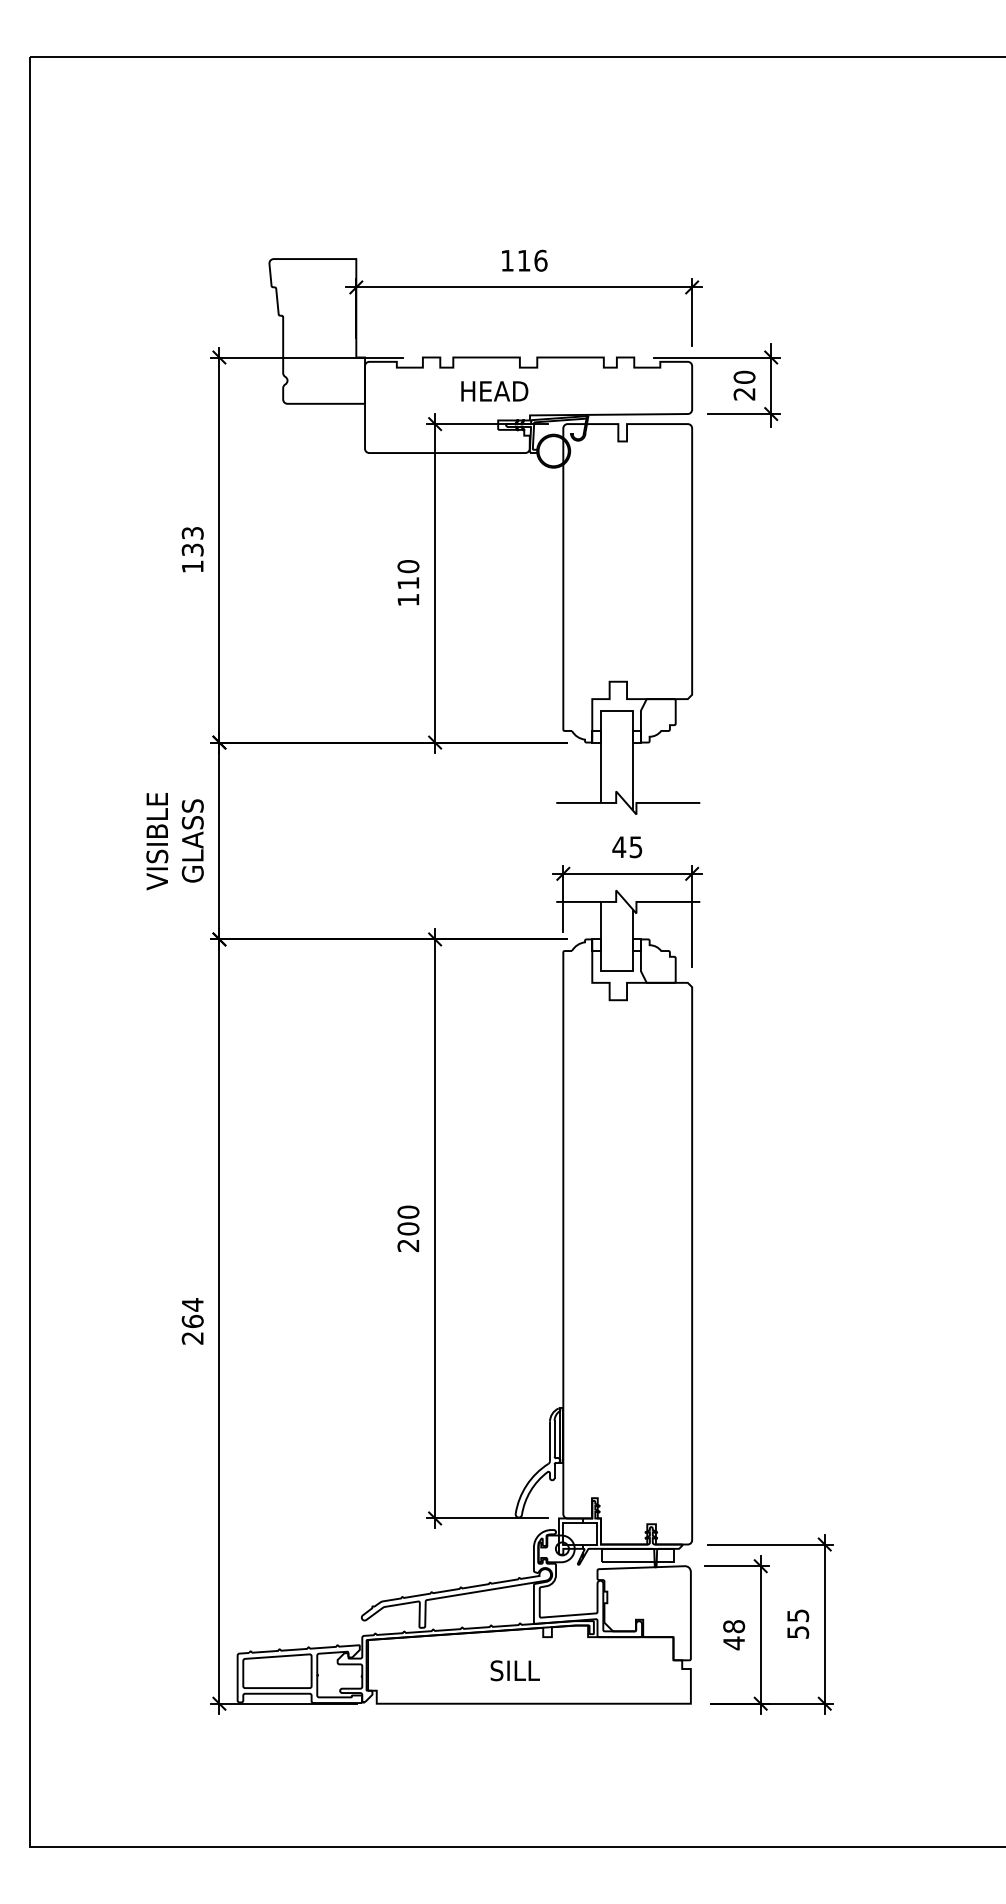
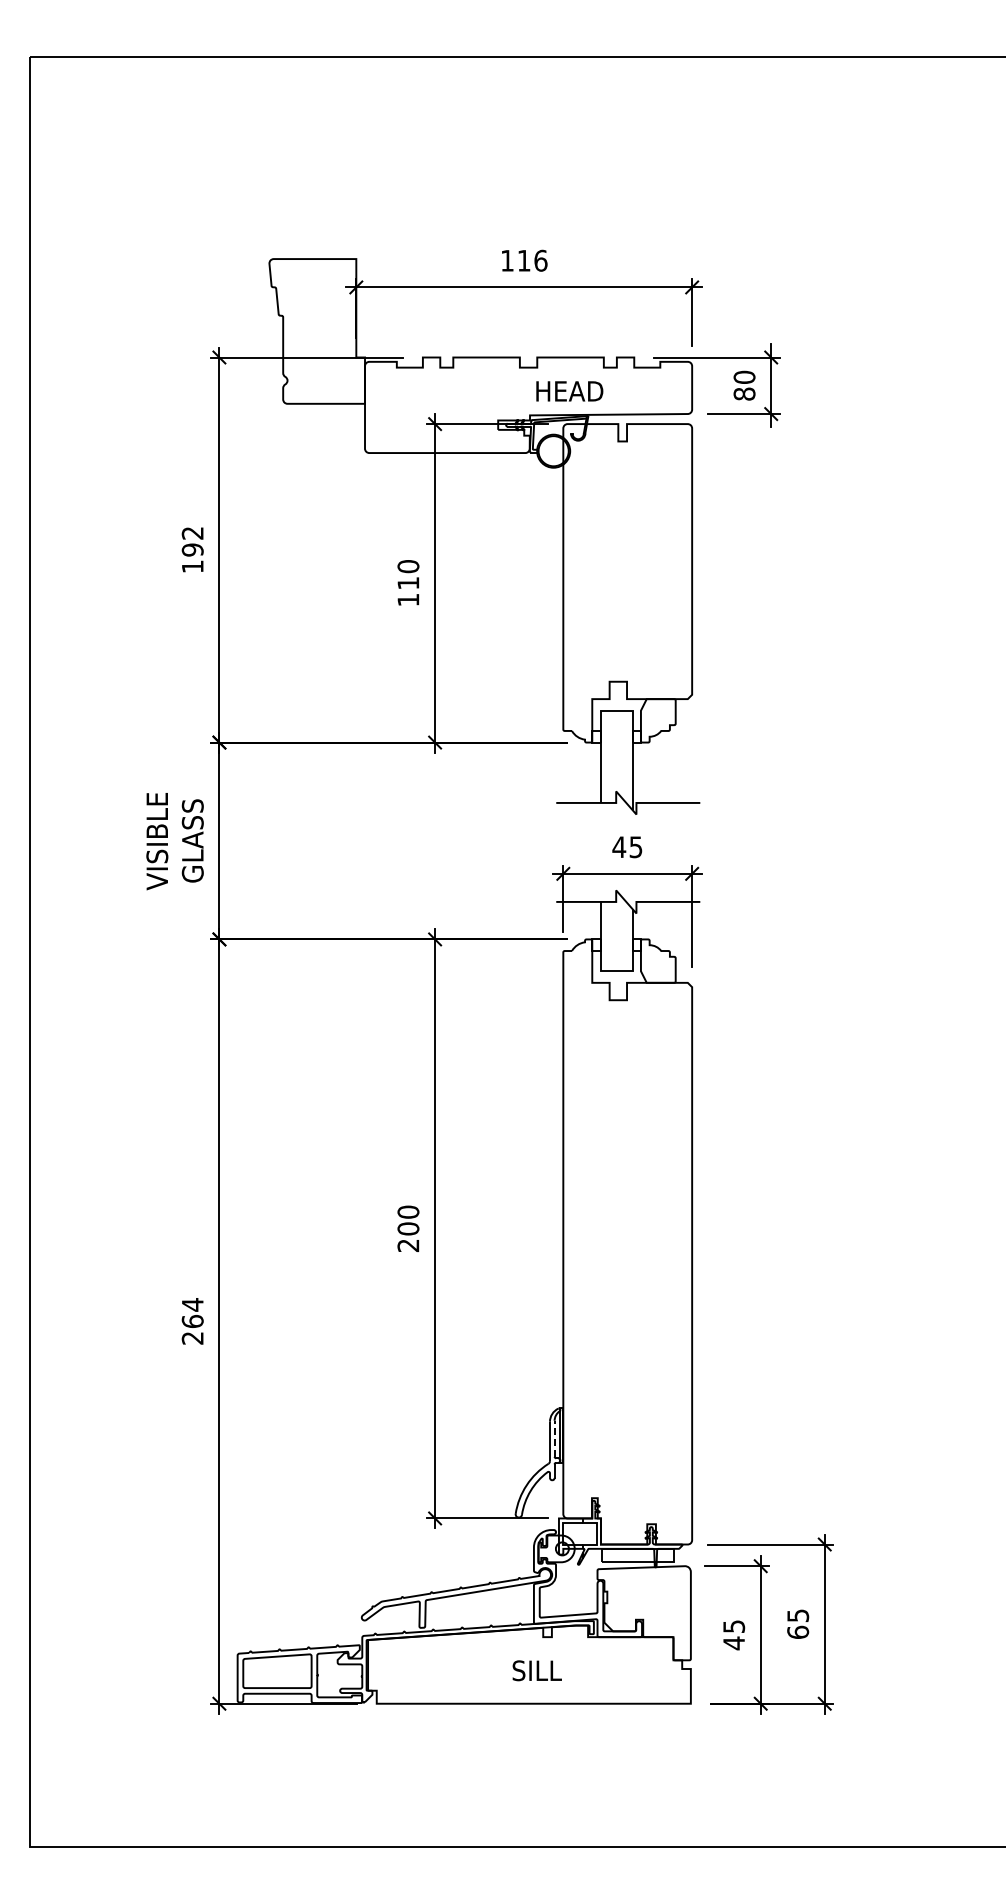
text position: (494, 391) -> (569, 391) (569, 391)
text: 20 -> 80 (744, 393)
text: 133 -> 192 (192, 541)
line: solid -> dashed (554, 1438)
text: 48 -> 45 (734, 1626)
text: 55 -> 65 (798, 1631)
text position: (514, 1670) -> (536, 1670) (536, 1670)
